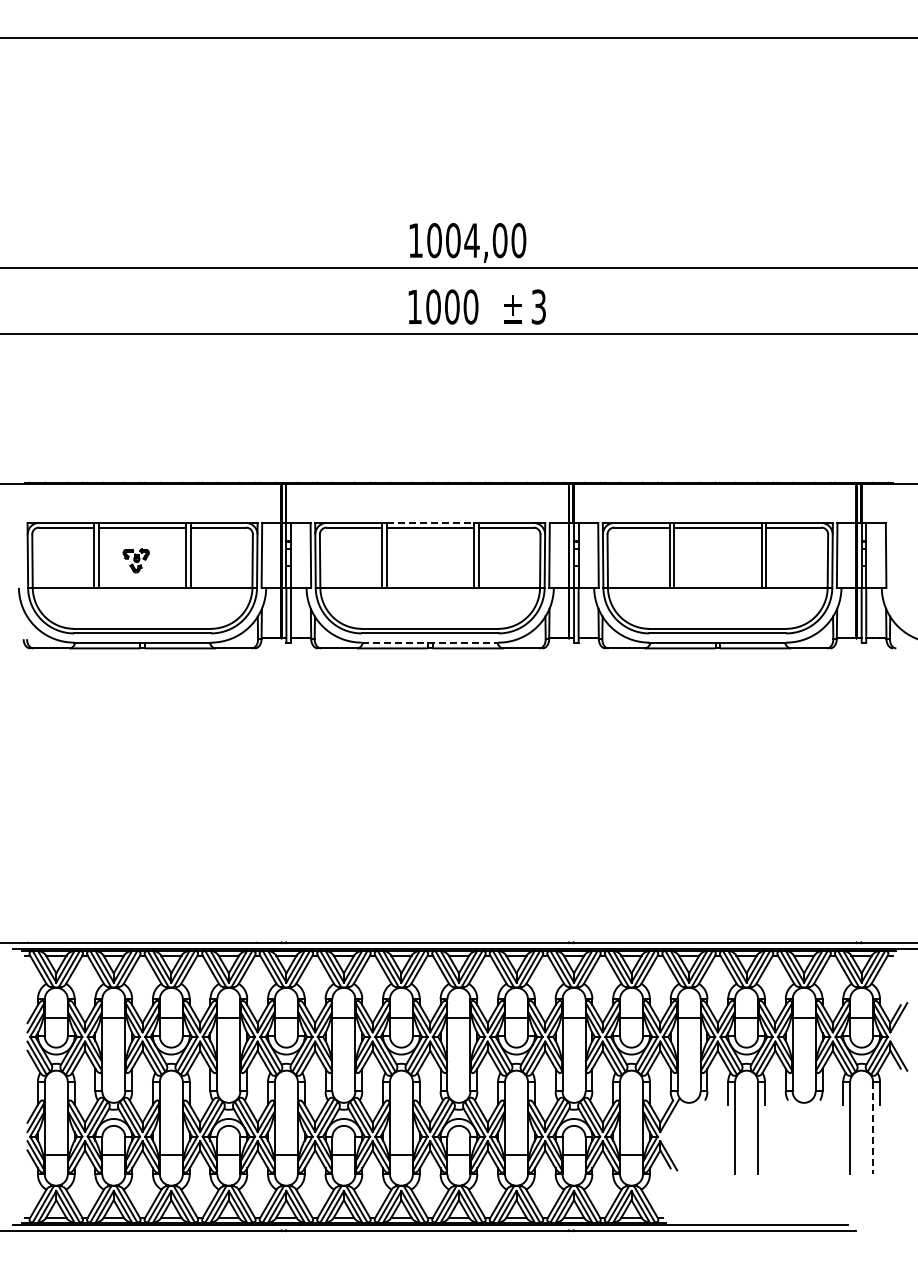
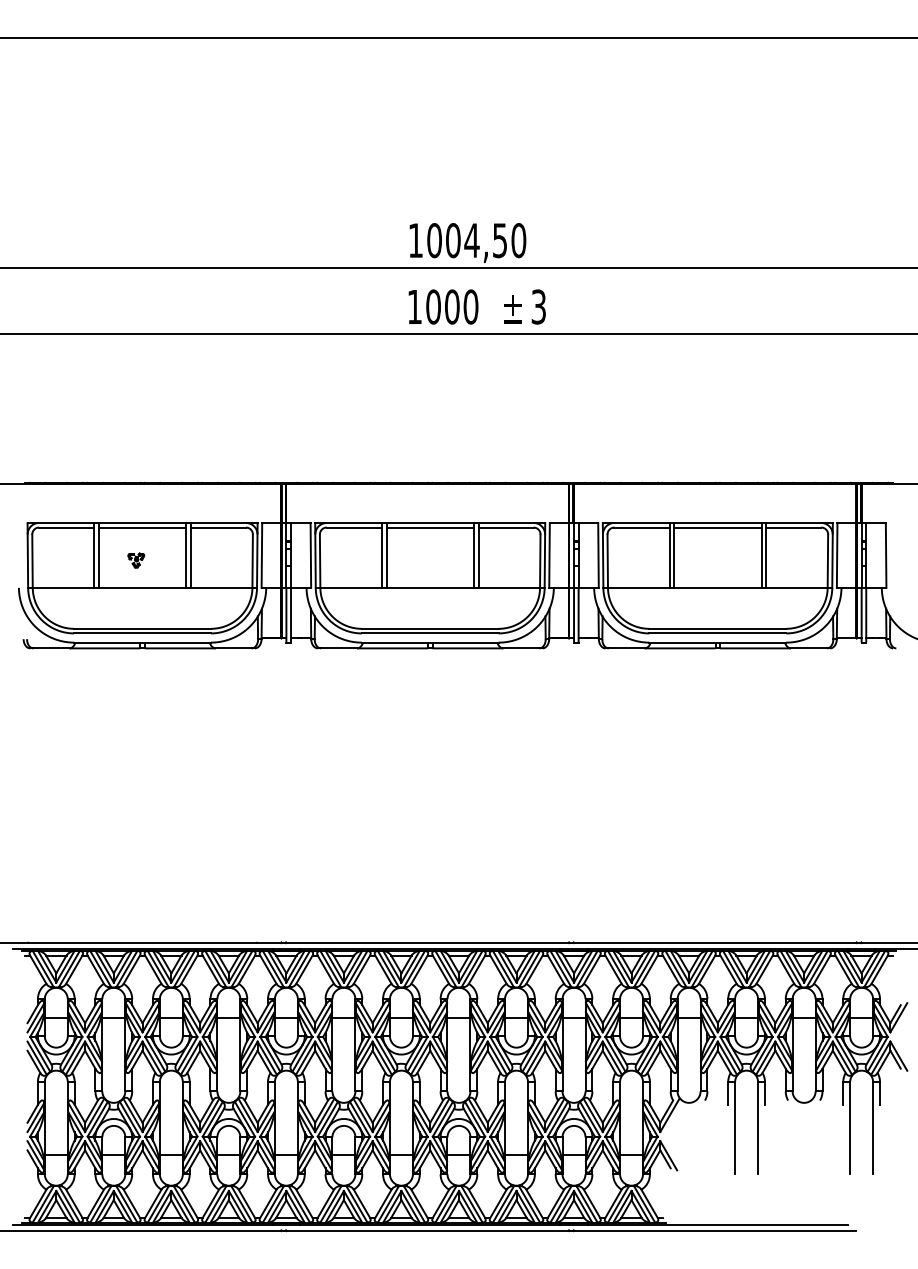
text: 1004,00 -> 1004,50 (499, 240)
line: dashed -> solid (430, 522)
part size: 28x26 px -> 19x17 px (136, 560)
line: dashed -> solid (430, 642)
line: dashed -> solid (873, 1128)
